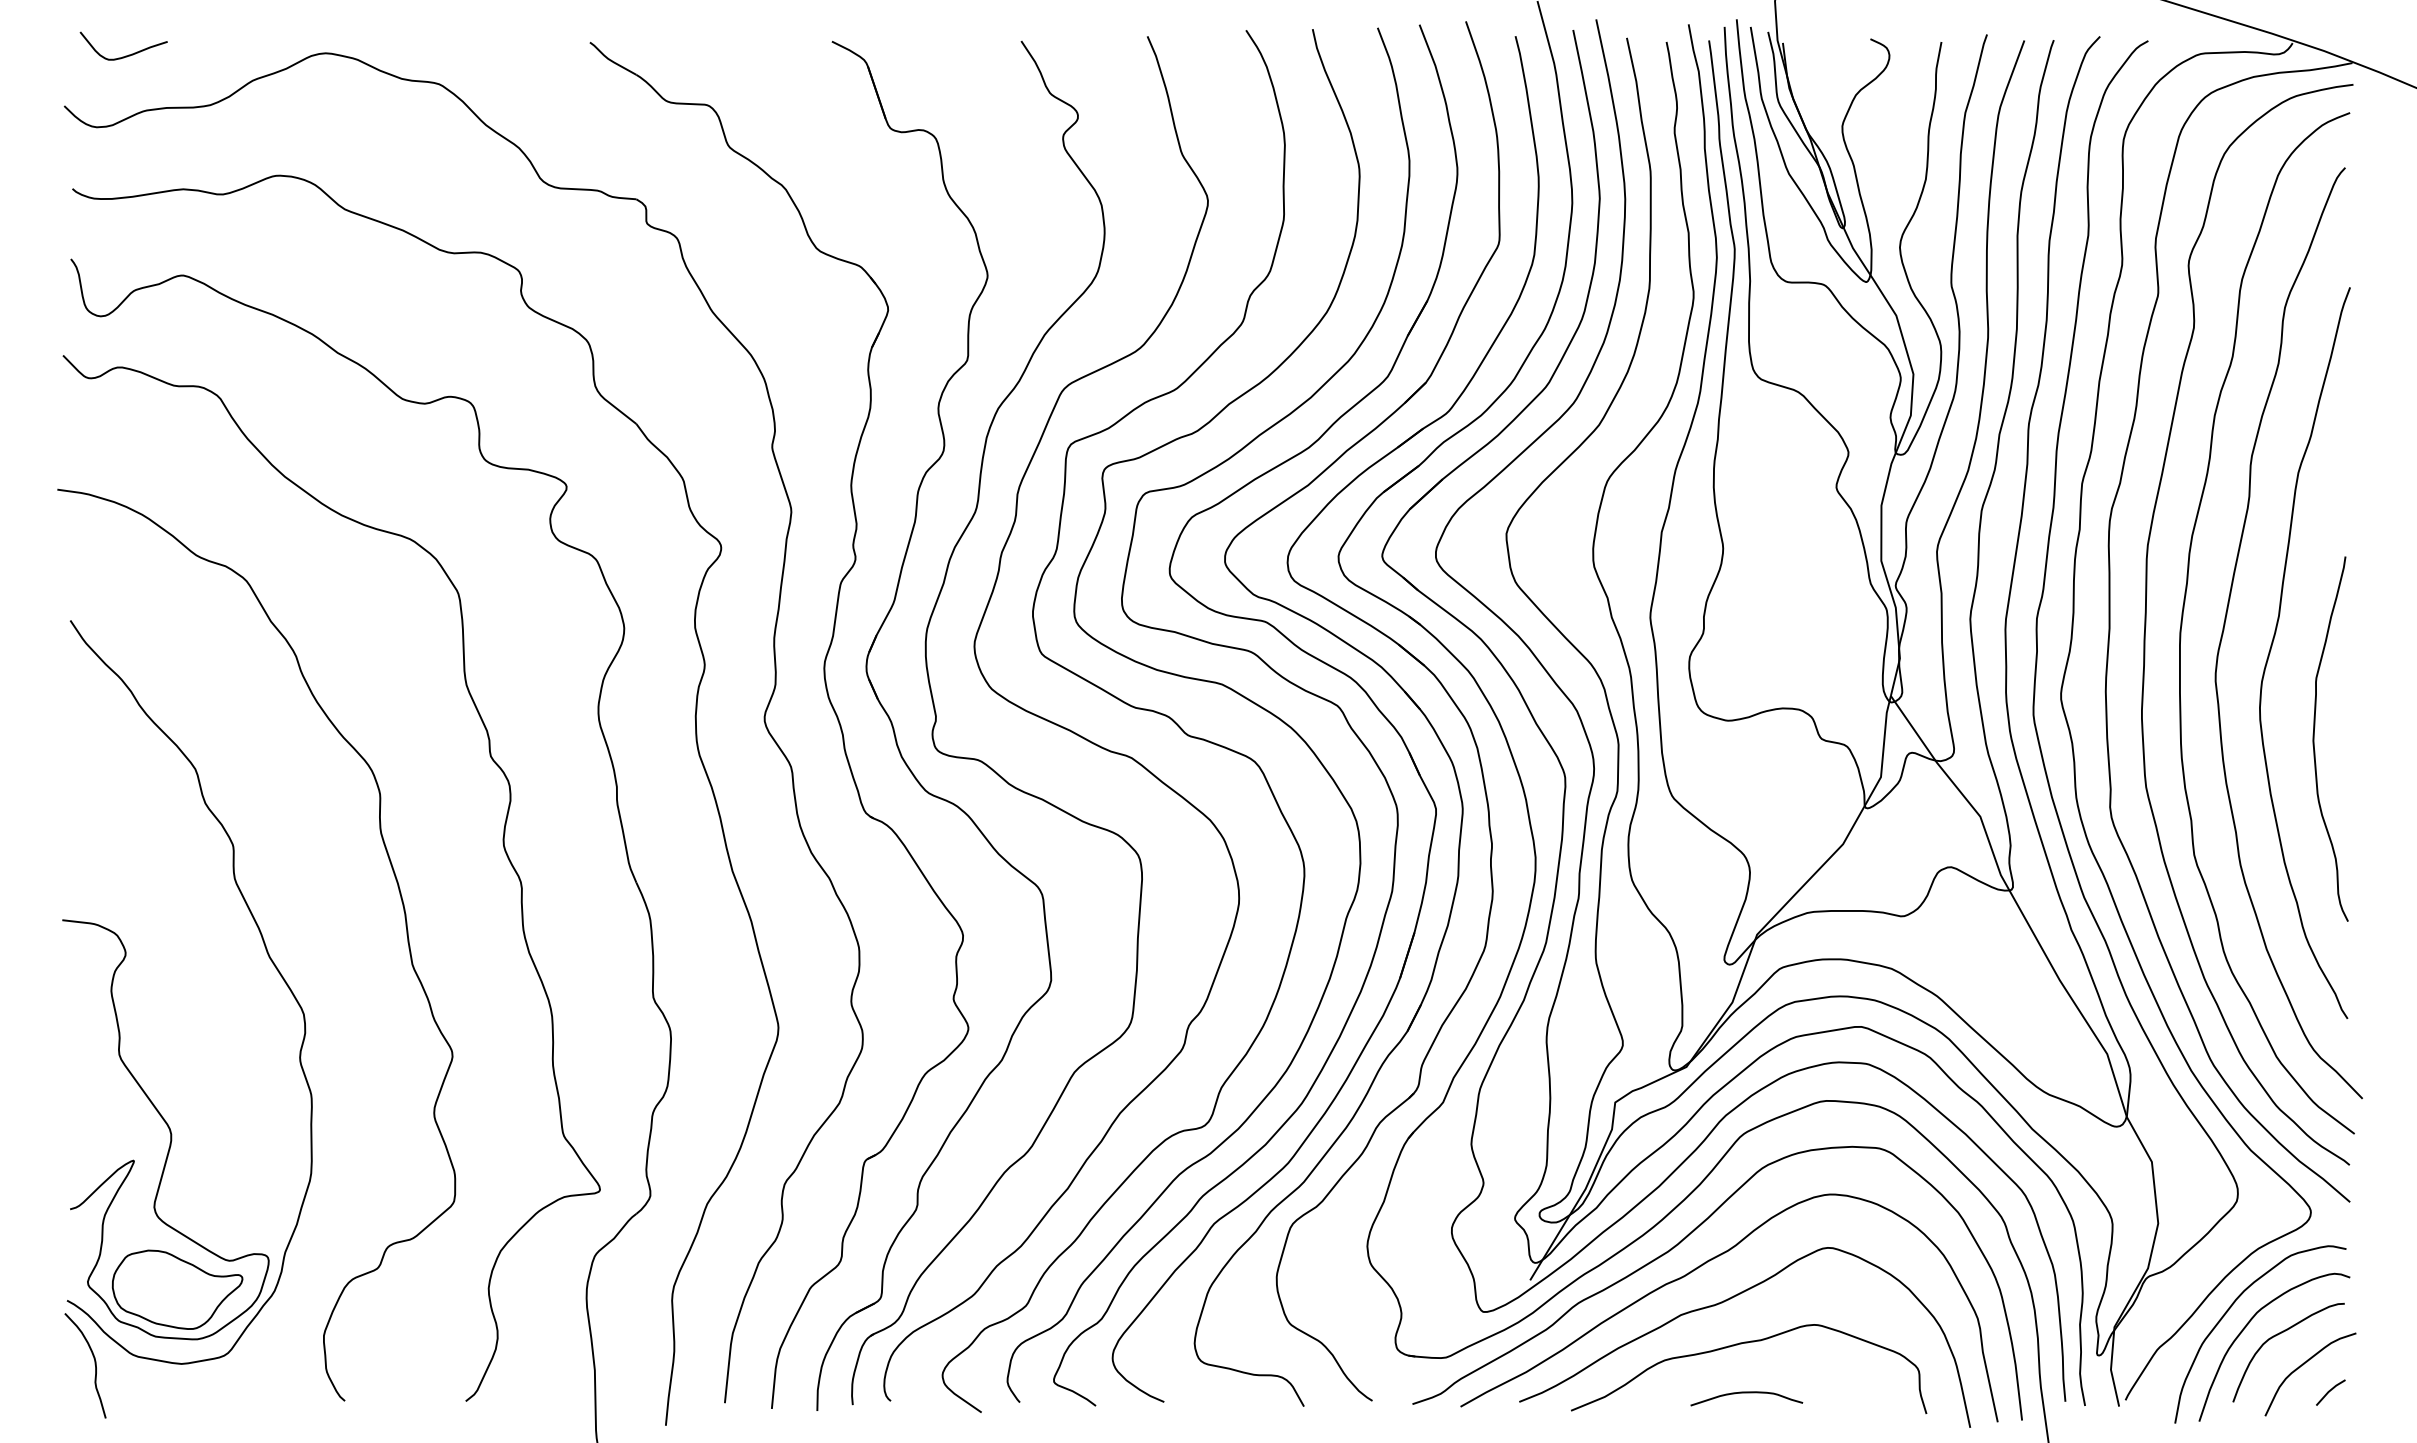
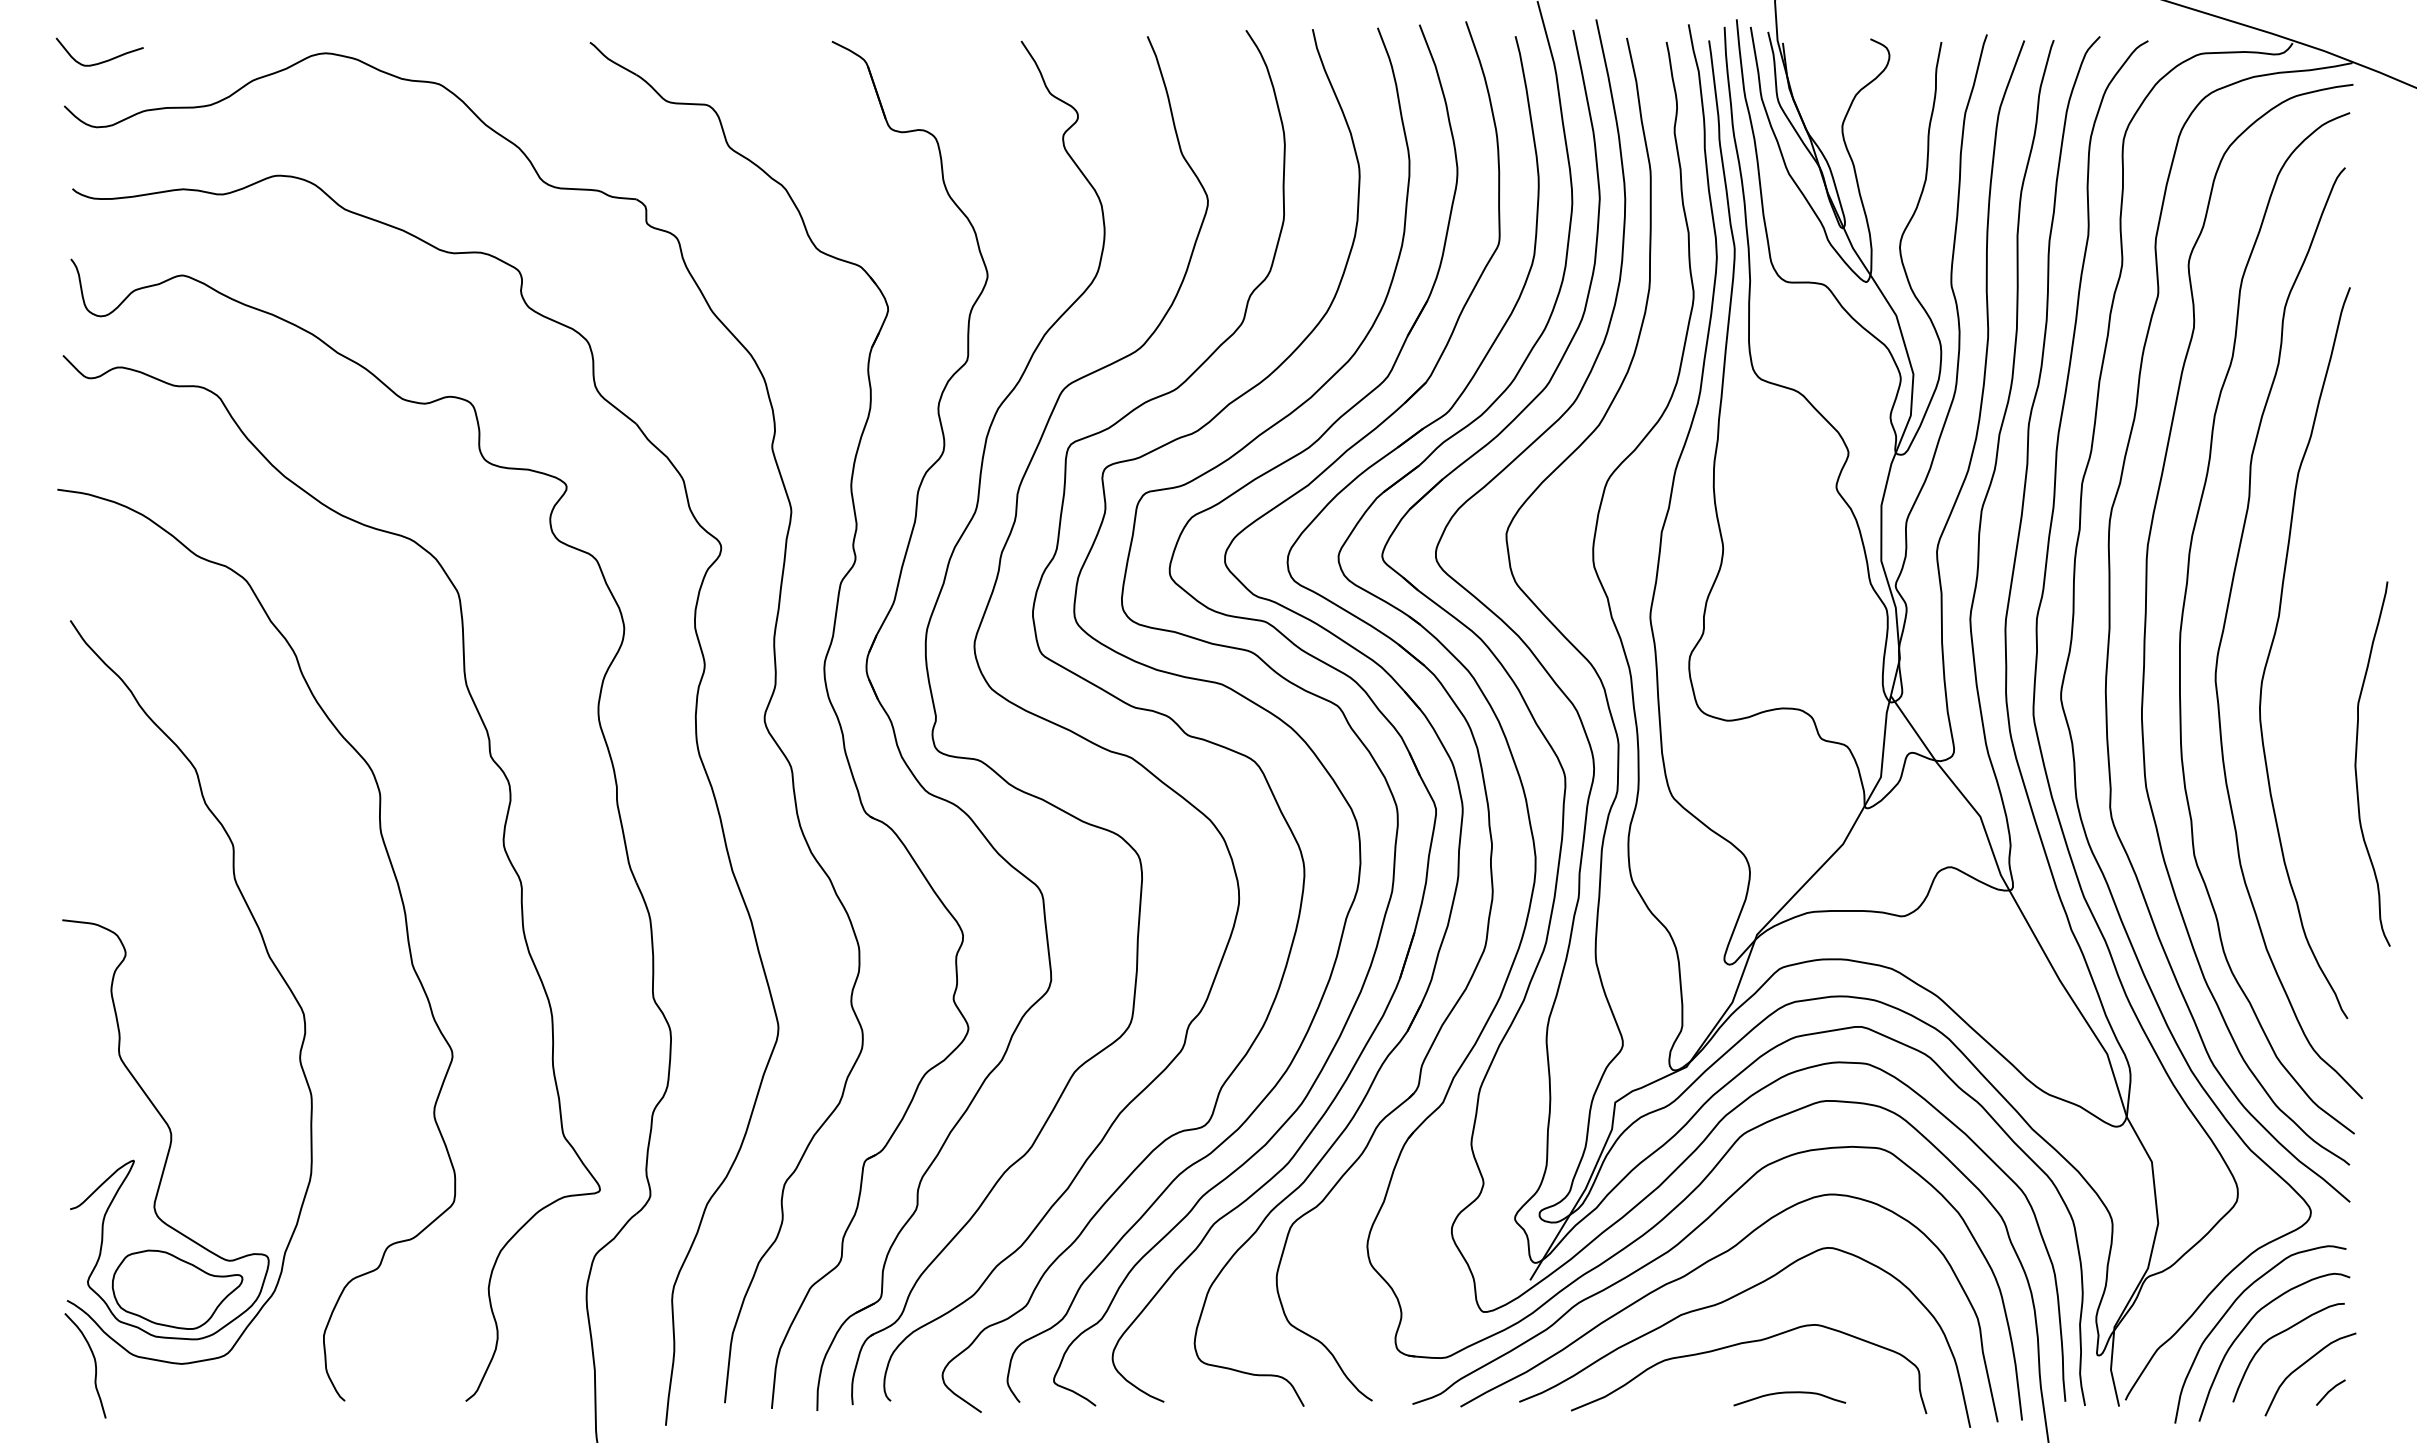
curve position: (125, 55) -> (101, 61) (101, 61)
curve position: (2314, 738) -> (2356, 763) (2356, 763)
curve position: (1746, 1393) -> (1789, 1393) (1789, 1393)
